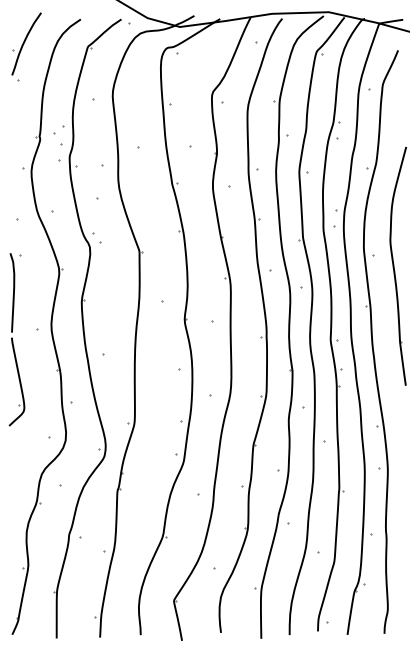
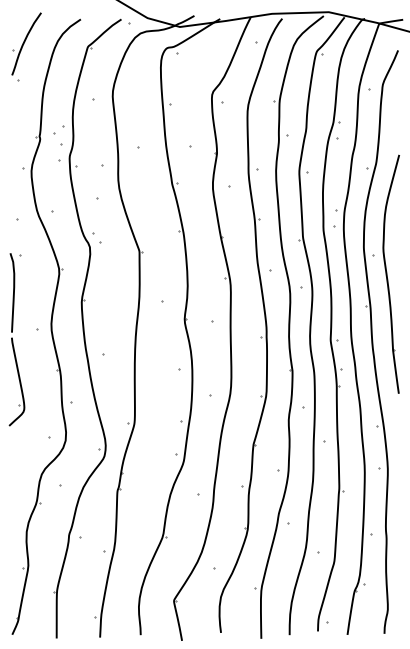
part position: (397, 265) -> (390, 273) (390, 273)
